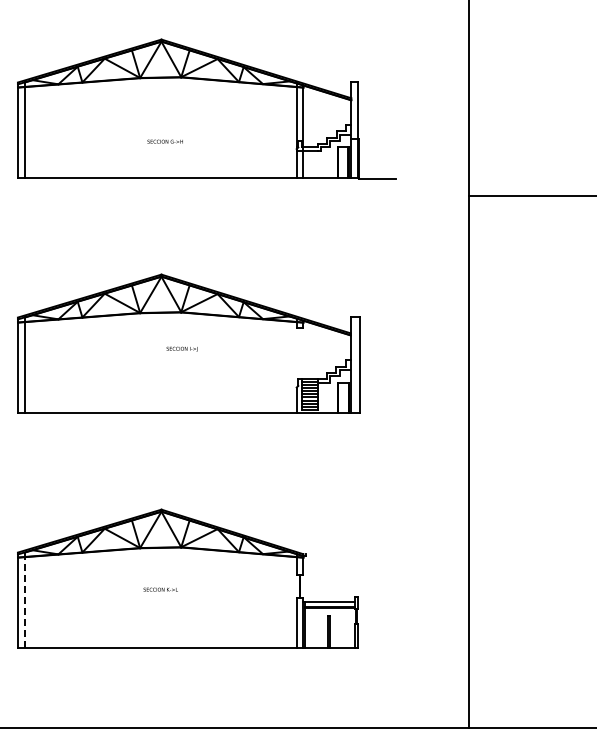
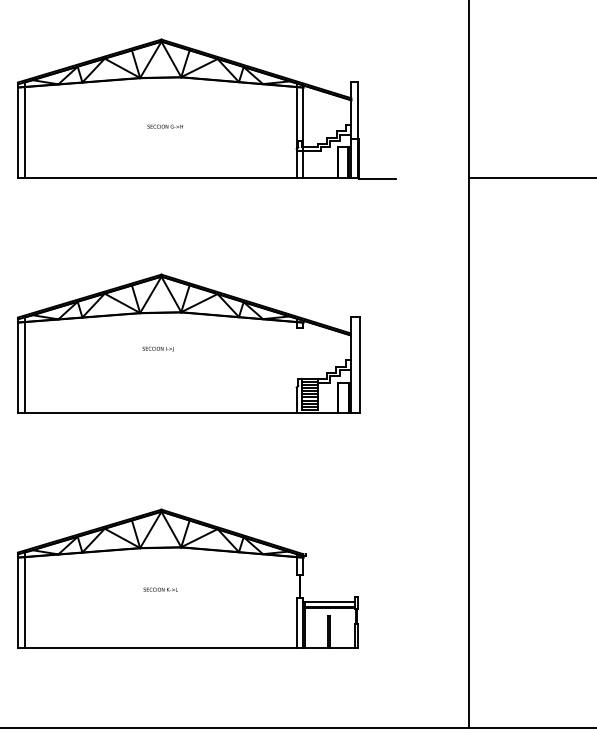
text position: (164, 141) -> (164, 126) (164, 126)
line position: (531, 196) -> (531, 178) (531, 178)
text position: (181, 348) -> (157, 348) (157, 348)
line: dashed -> solid (24, 600)
